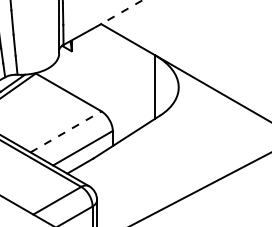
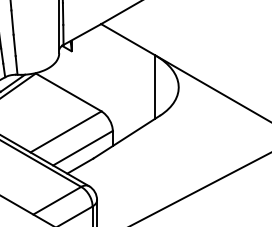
line: dashed -> solid (121, 12)
line: dashed -> solid (66, 131)
